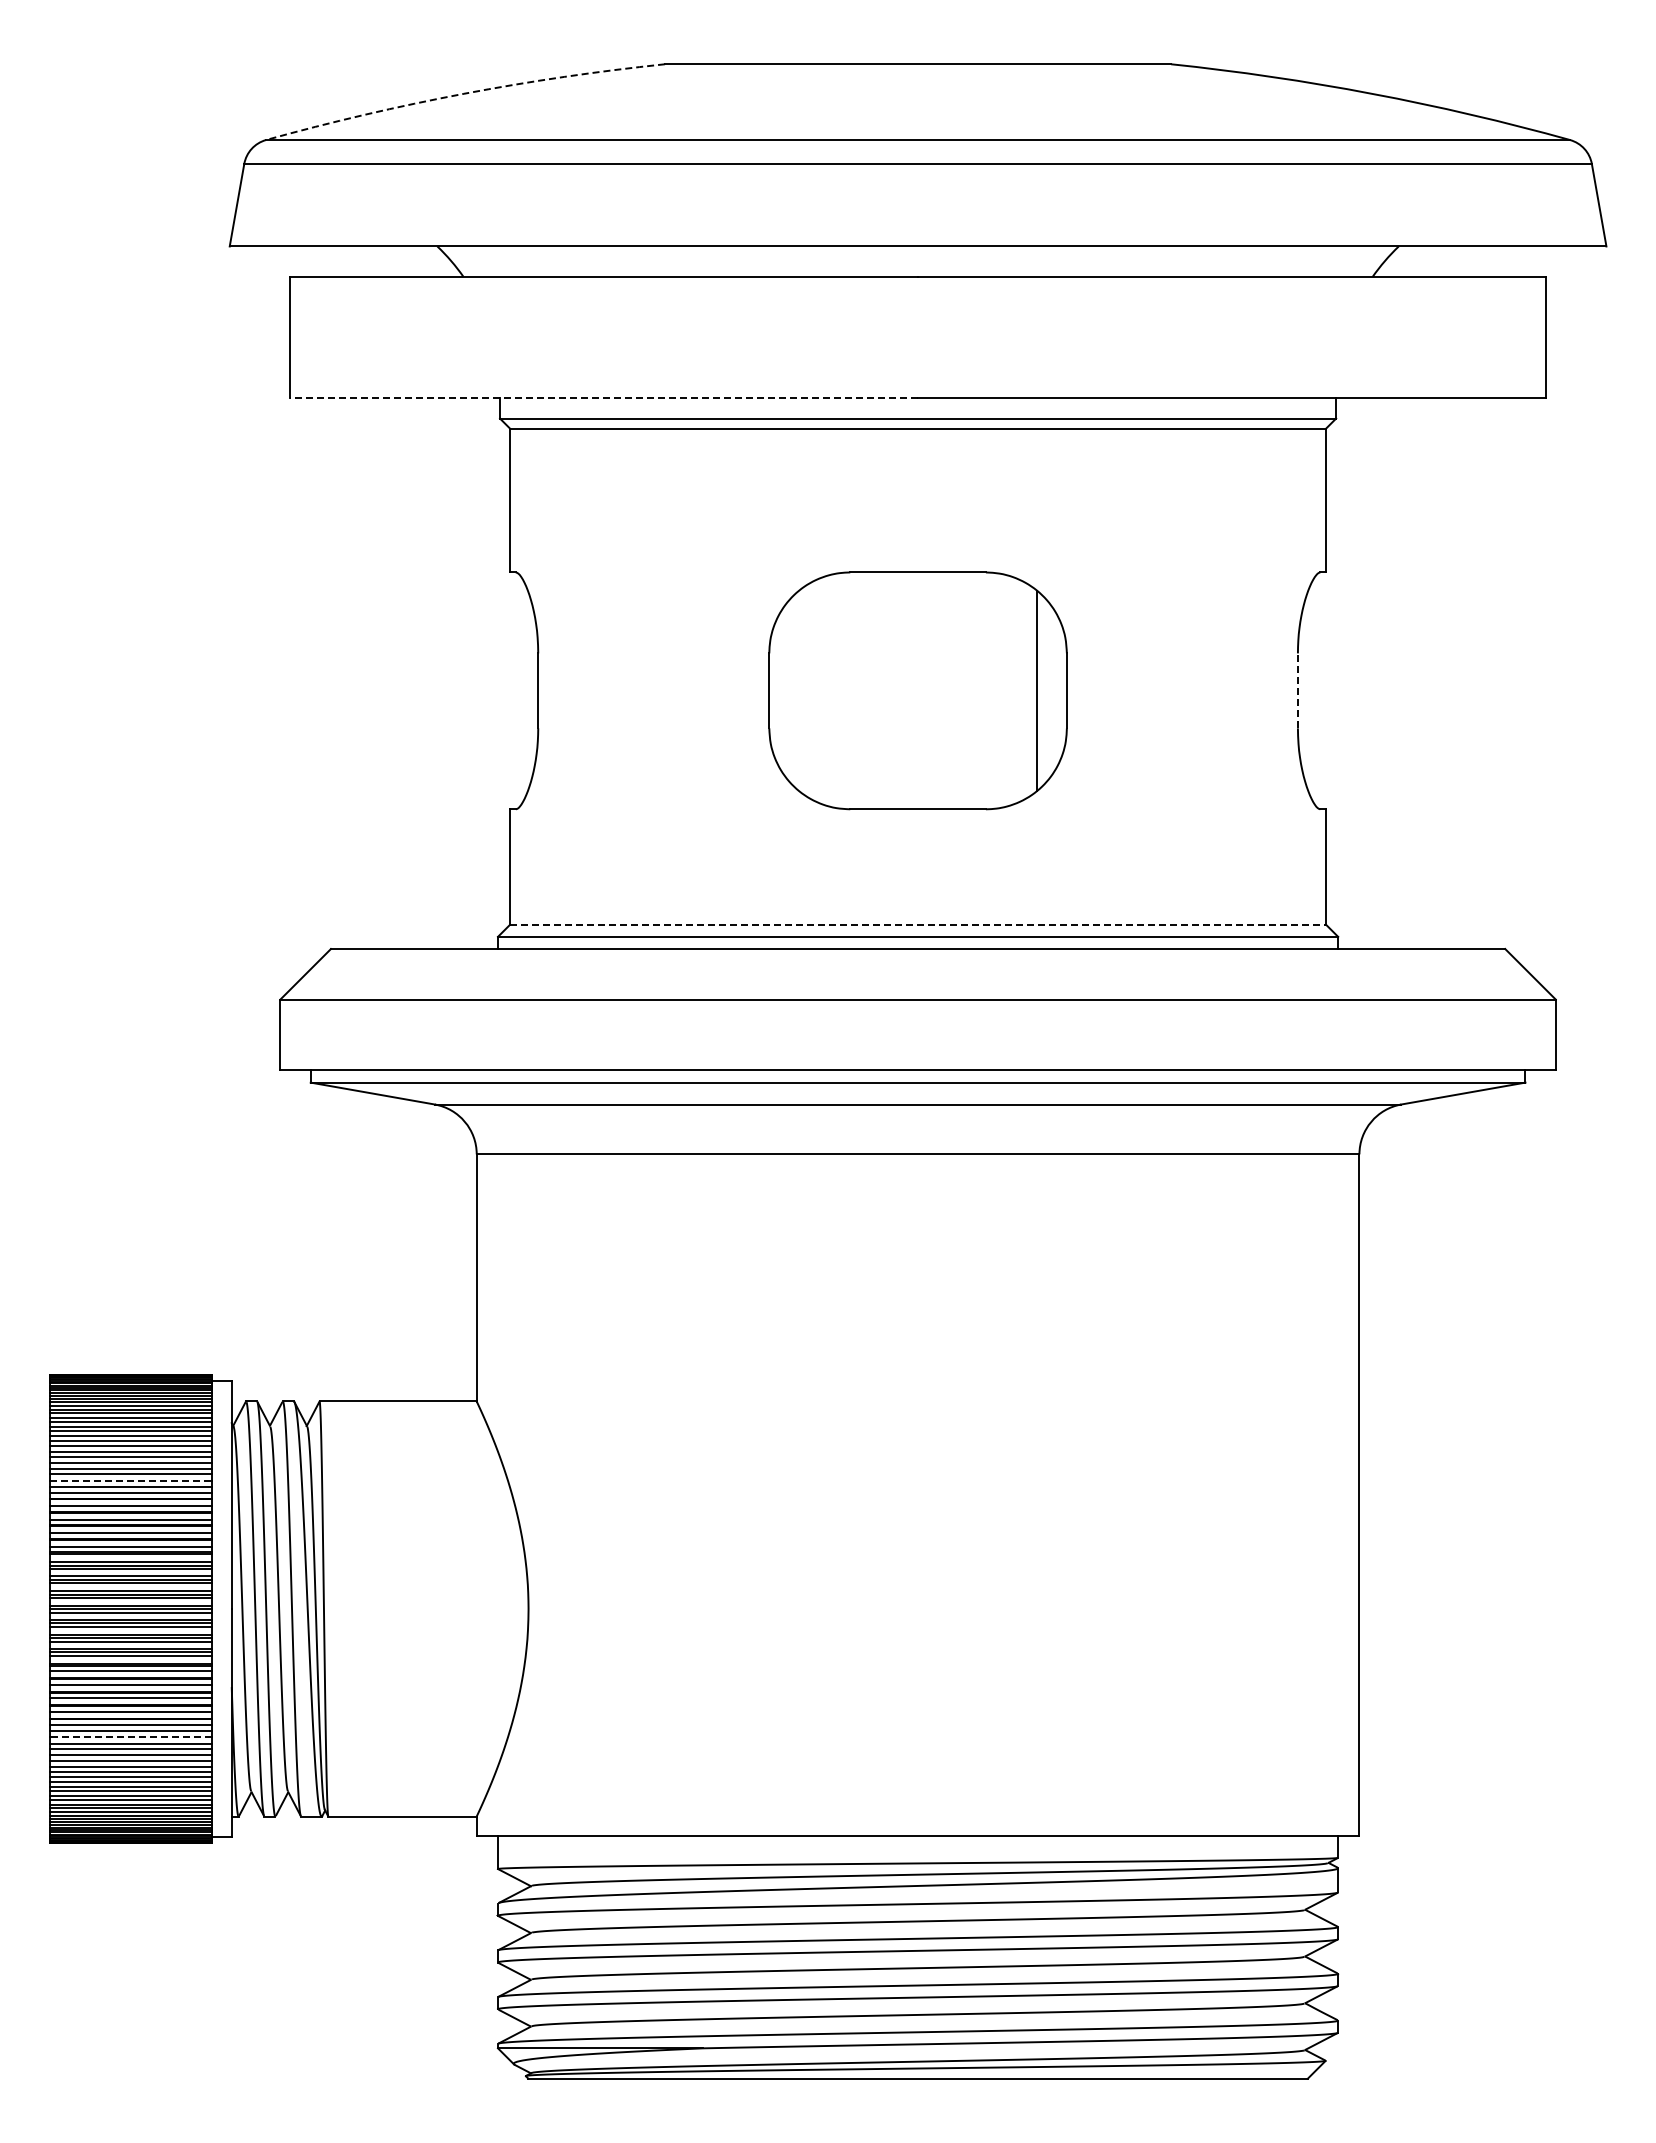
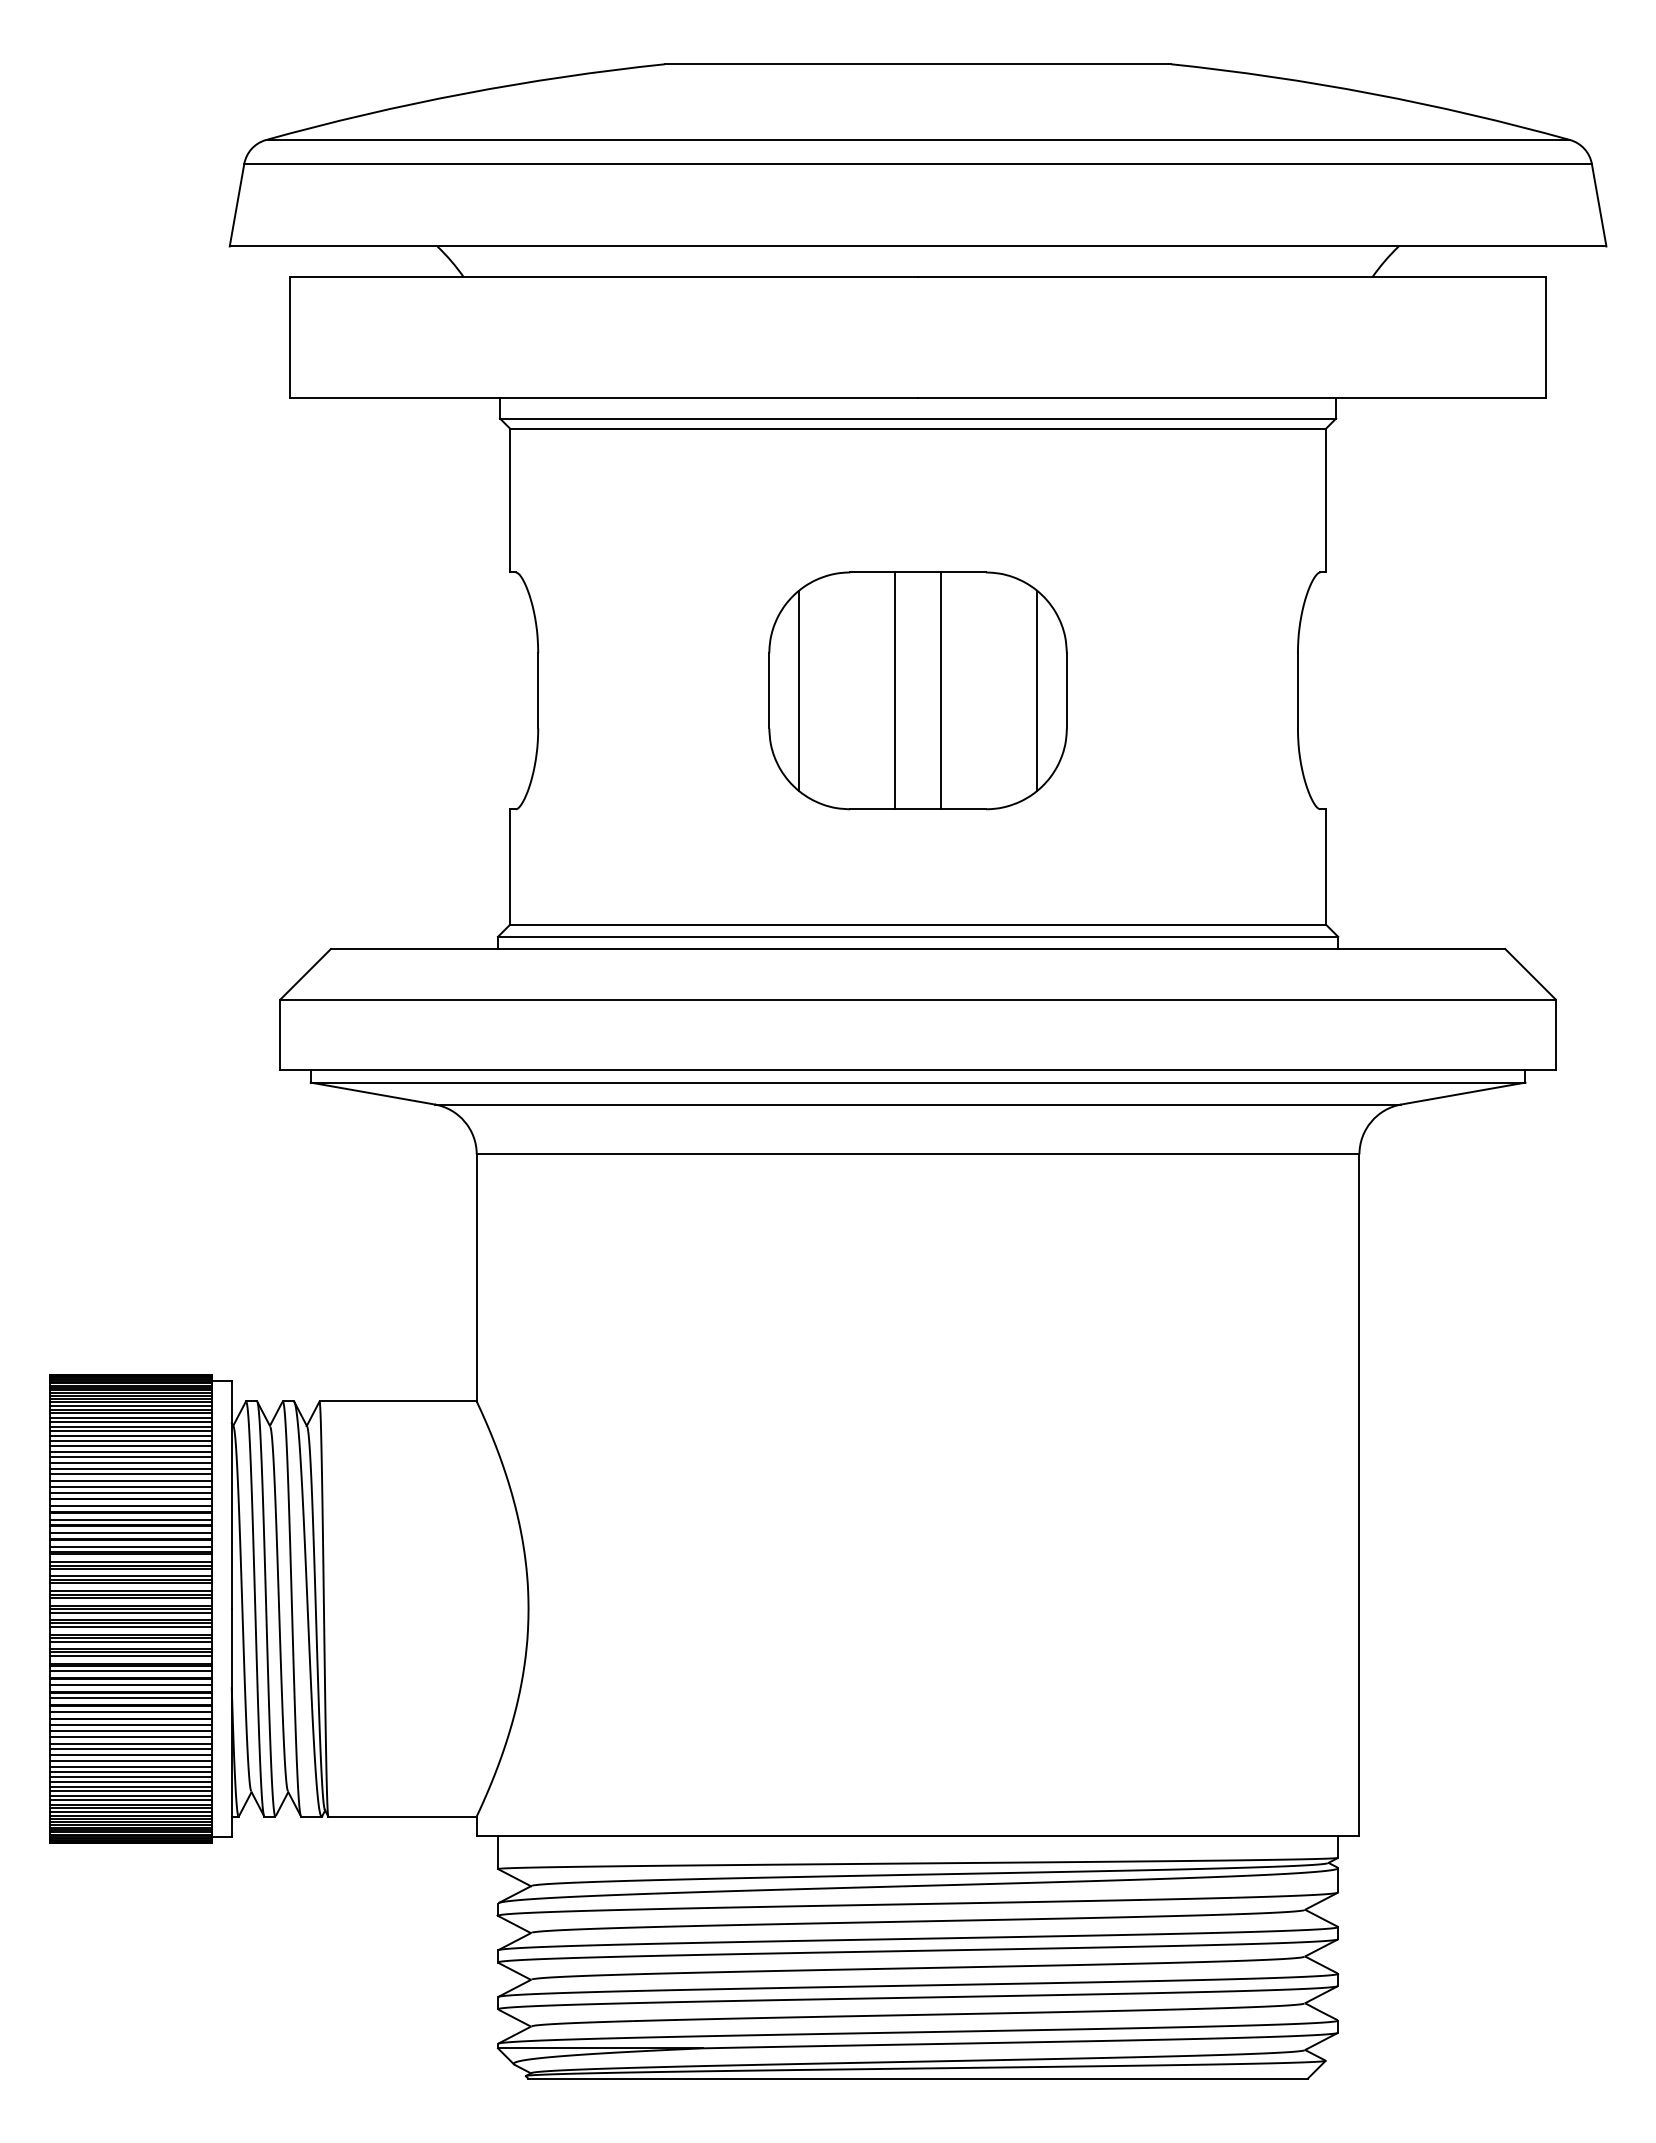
arc: dashed -> solid (463, 93)
line: dashed -> solid (604, 398)
line: none -> present (798, 690)
line: none -> present (894, 690)
line: none -> present (941, 690)
line: dashed -> solid (1297, 690)
line: dashed -> solid (918, 924)
line: dashed -> solid (130, 1480)
line: dashed -> solid (130, 1737)
